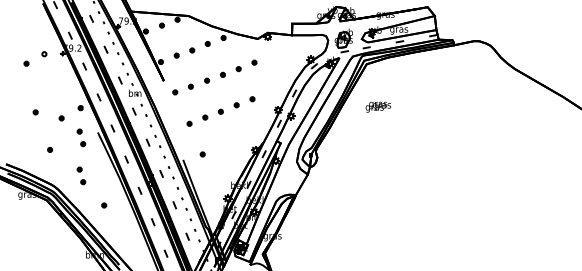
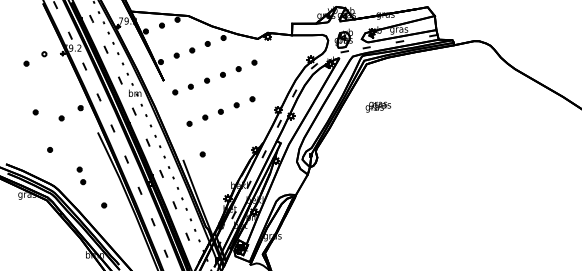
part: present -> none (81, 137)
